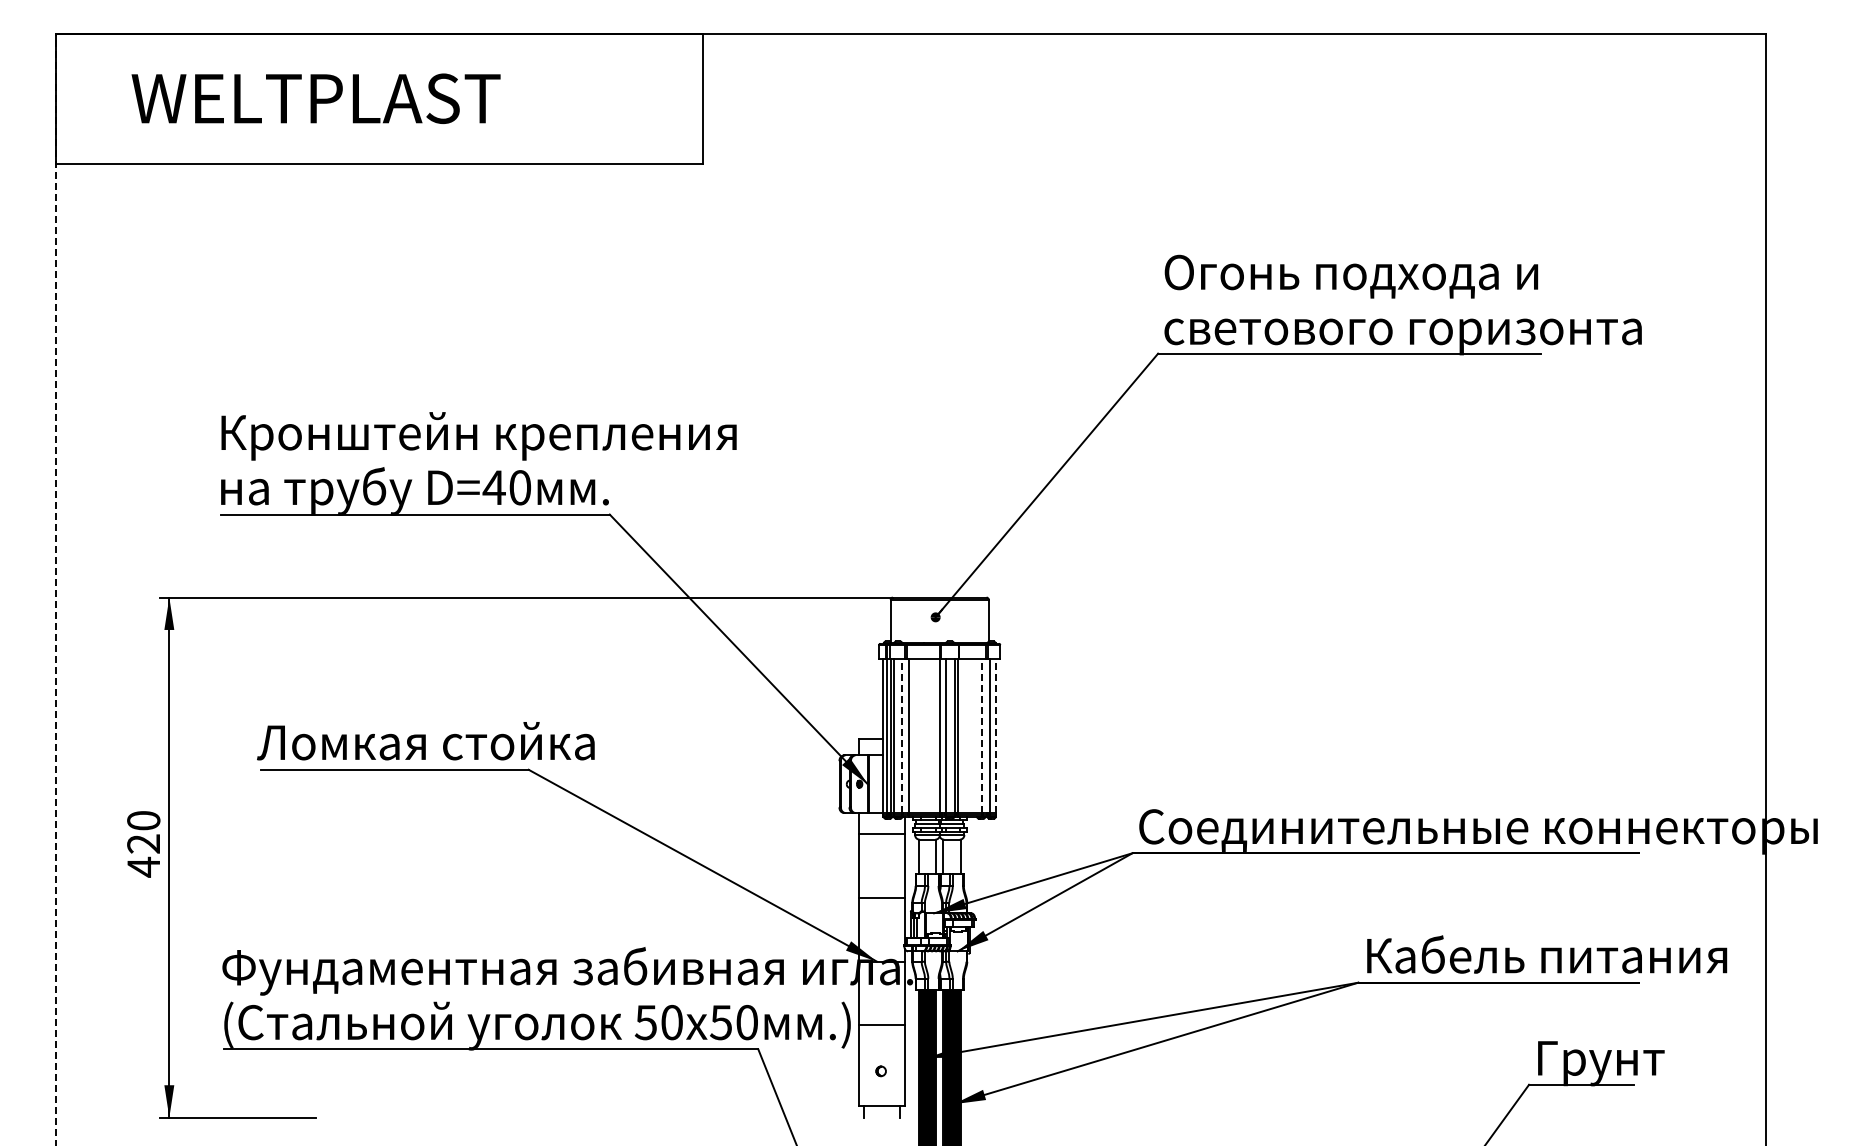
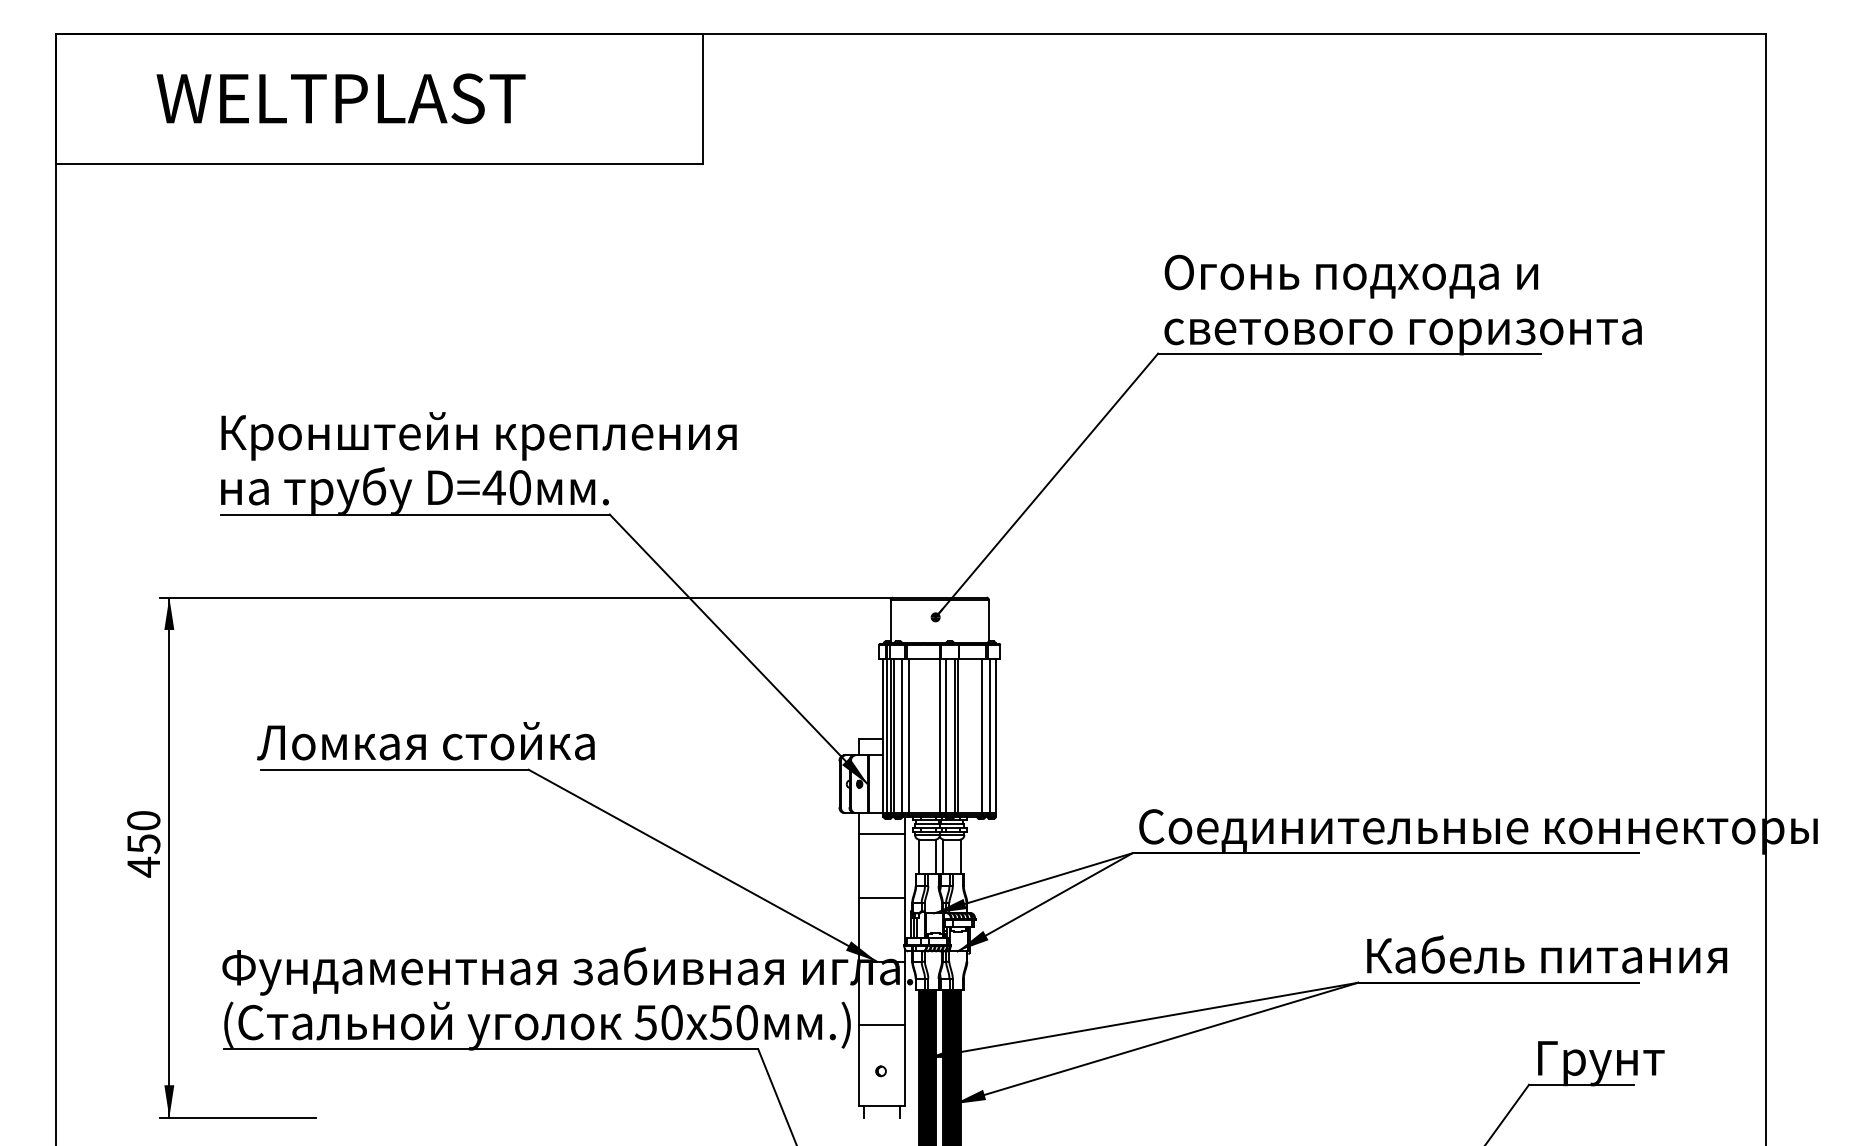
text position: (315, 98) -> (340, 98) (340, 98)
line: dashed -> solid (56, 589)
line: dashed -> solid (901, 735)
line: dashed -> solid (982, 735)
line: dashed -> solid (996, 735)
text: 420 -> 450 (143, 844)
